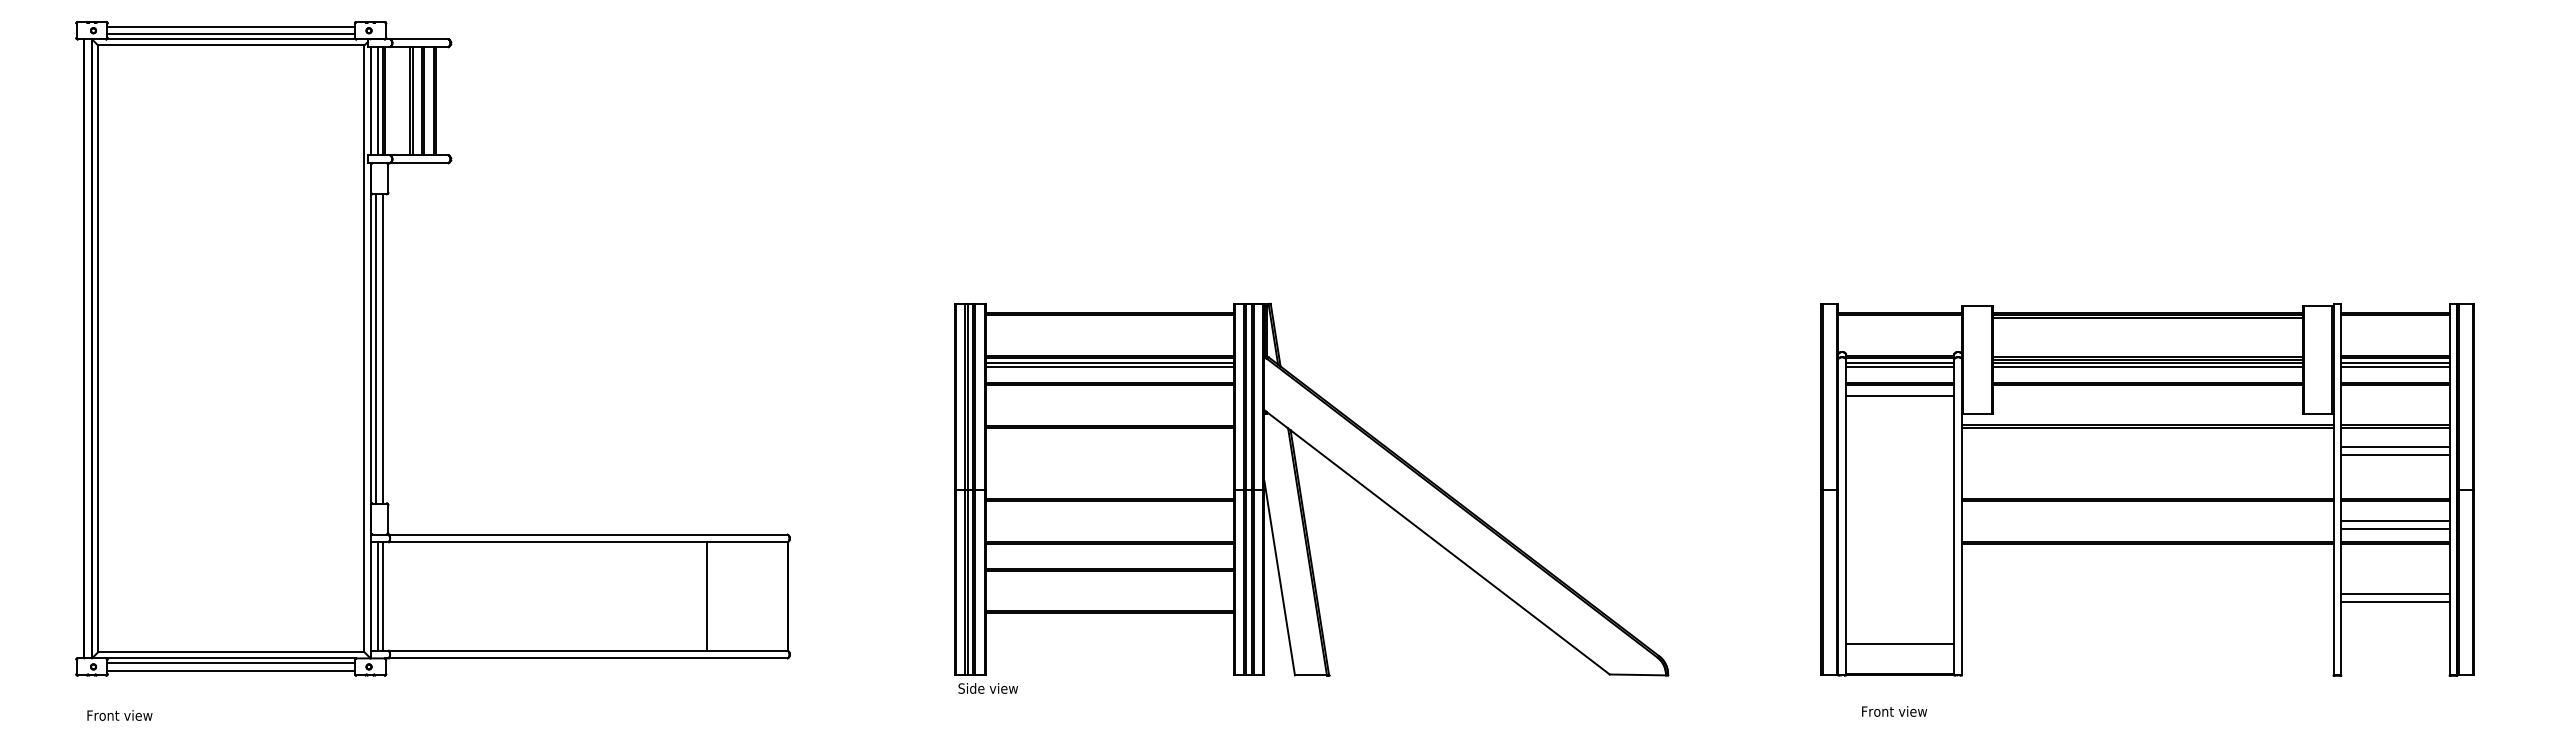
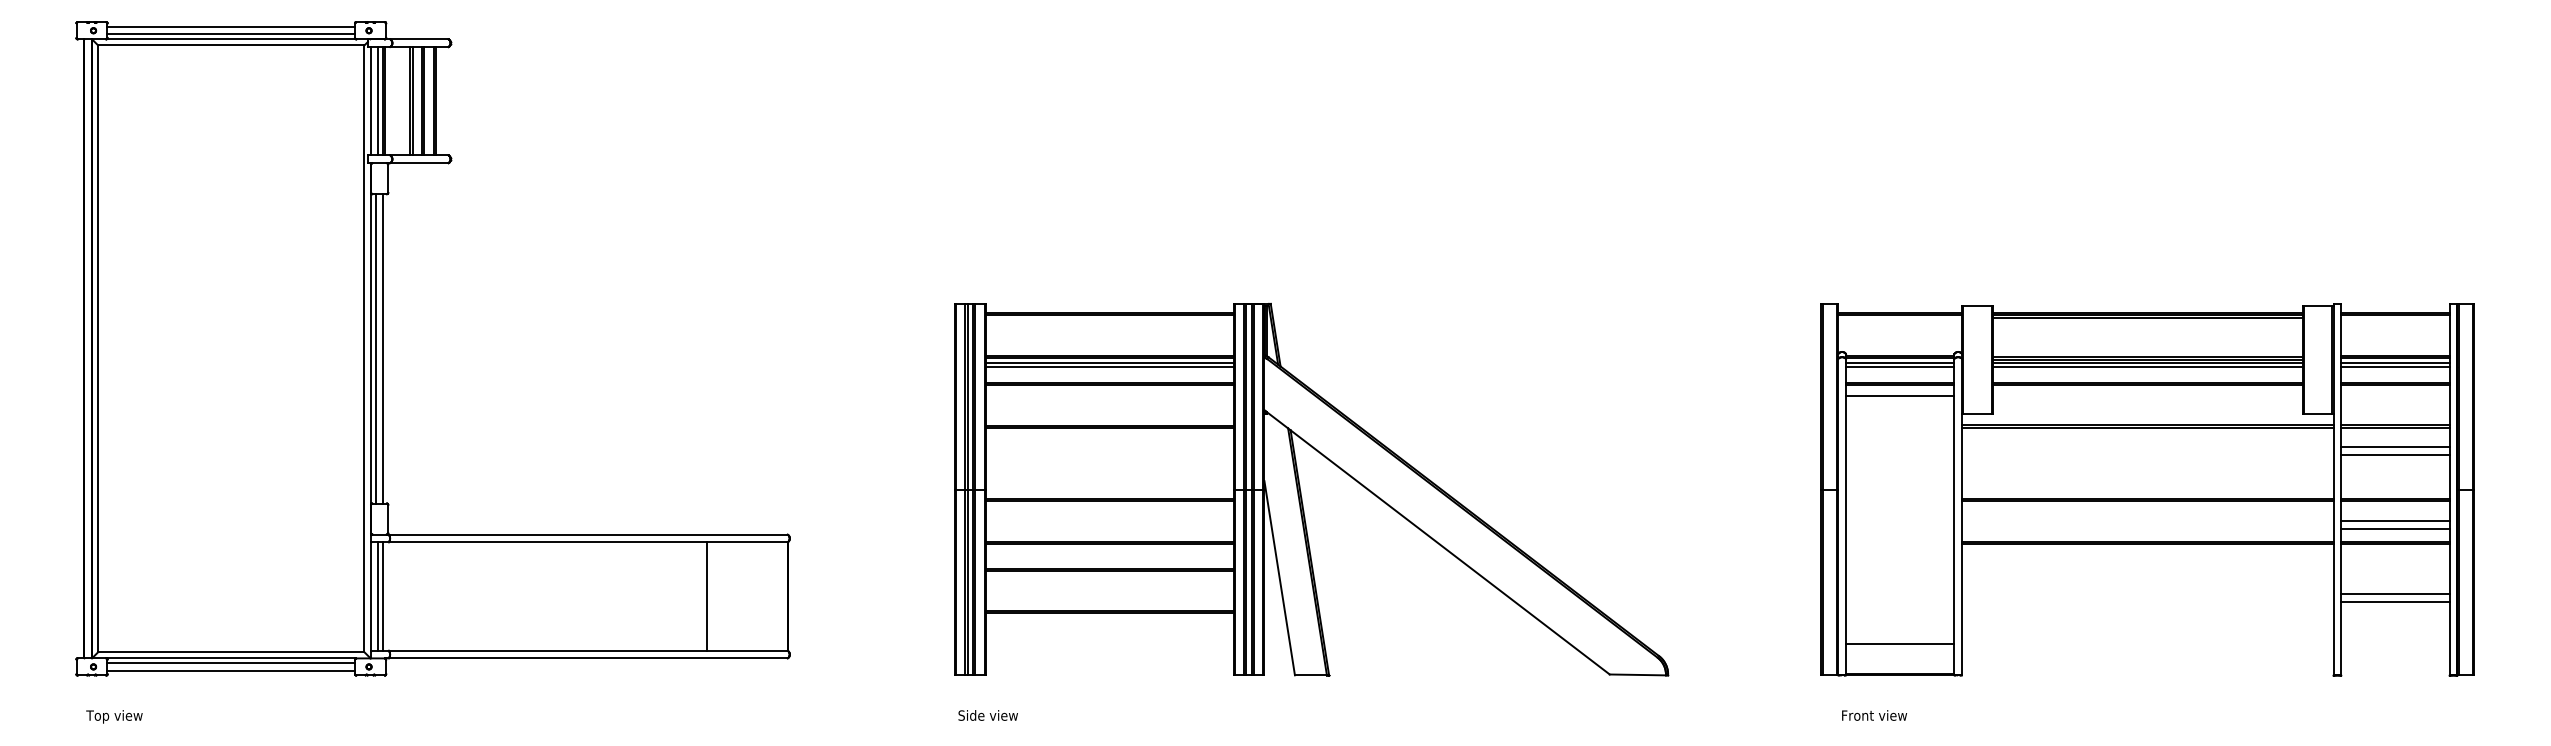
text position: (987, 688) -> (987, 715) (987, 715)
text position: (1894, 711) -> (1874, 715) (1874, 715)
text: Front view -> Top view (119, 716)
